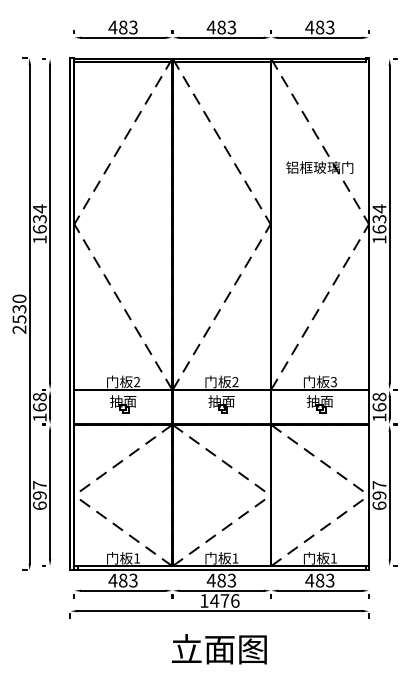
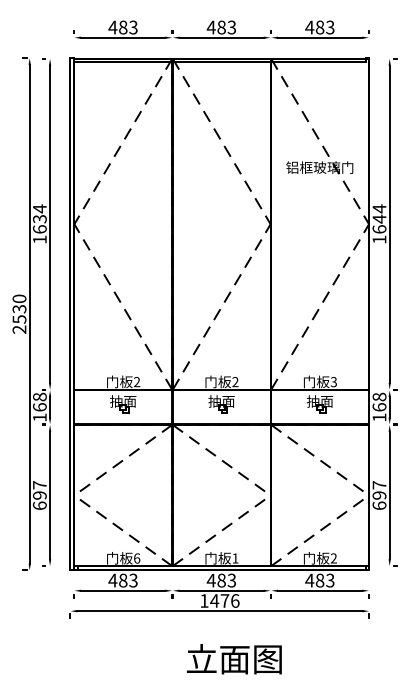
text: 1634 -> 1644 (379, 218)
text: 1 -> 6 (137, 558)
text: 1 -> 2 (333, 558)
text position: (219, 649) -> (234, 659) (234, 659)
